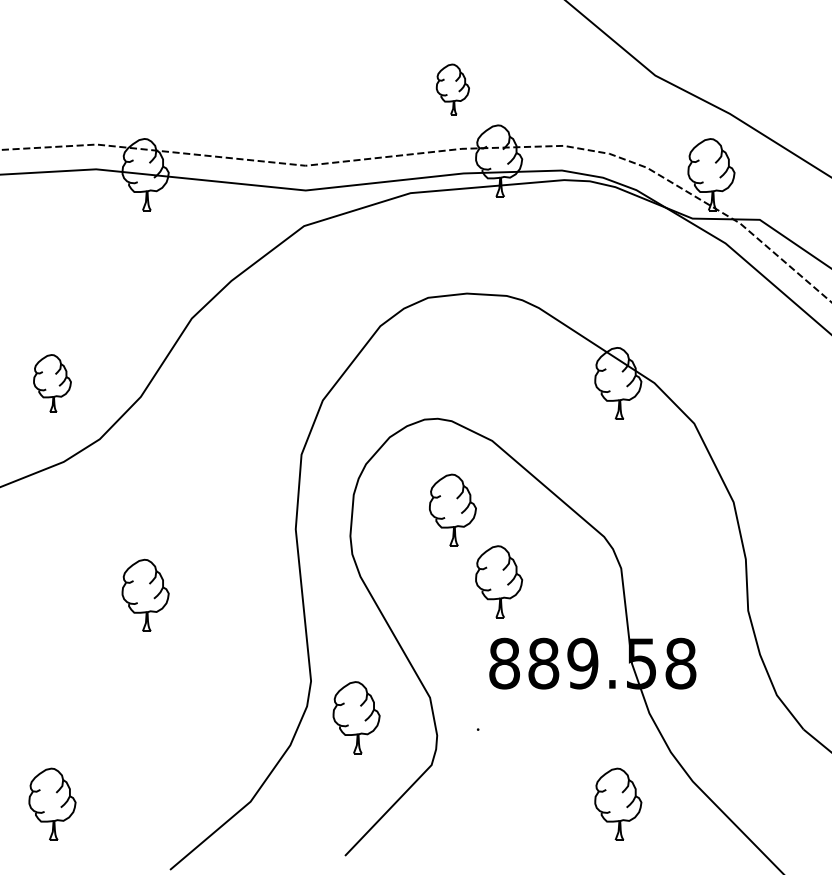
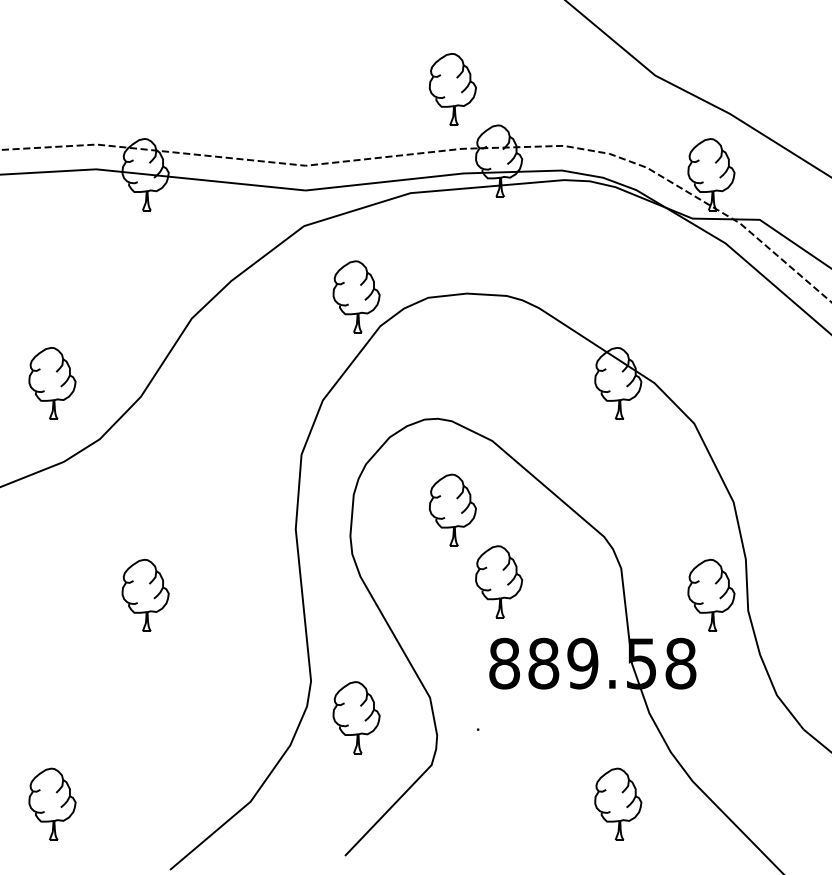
part size: 35x53 px -> 48x73 px (452, 89)
part: none -> present (356, 296)
part size: 39x59 px -> 49x73 px (52, 383)
part: none -> present (711, 594)
